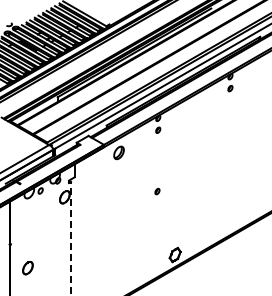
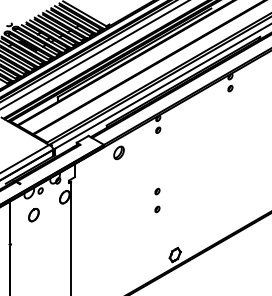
line: none -> present (93, 55)
part: none -> present (157, 209)
line: dashed -> solid (71, 238)
part position: (27, 268) -> (33, 215) (33, 215)
